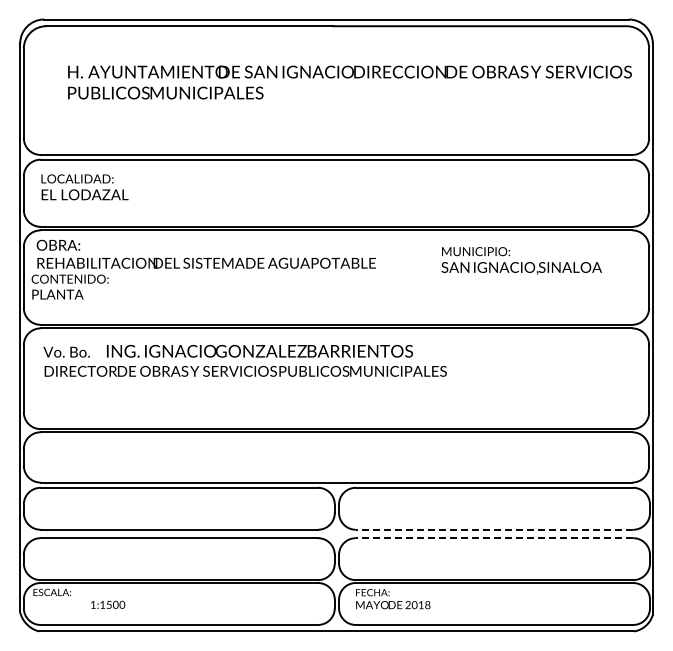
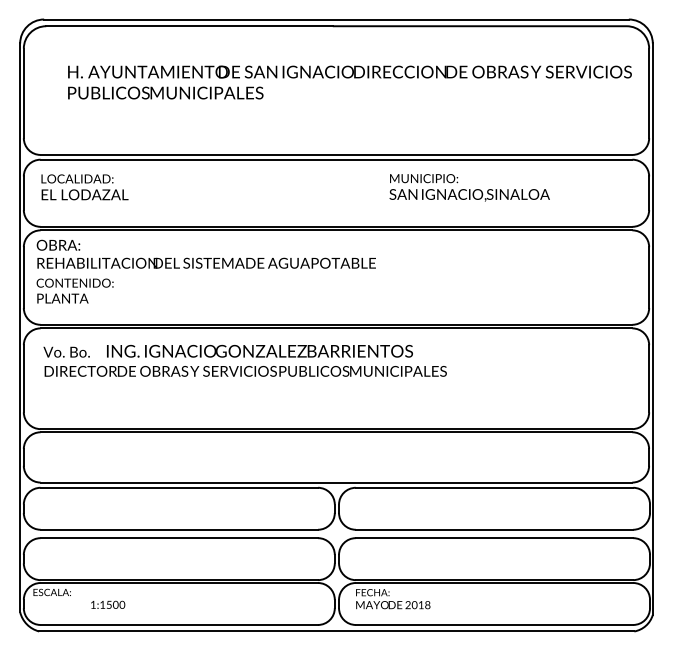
text position: (521, 260) -> (469, 187) (469, 187)
text position: (69, 286) -> (74, 290) (74, 290)
line: dashed -> solid (494, 529)
line: dashed -> solid (494, 538)
